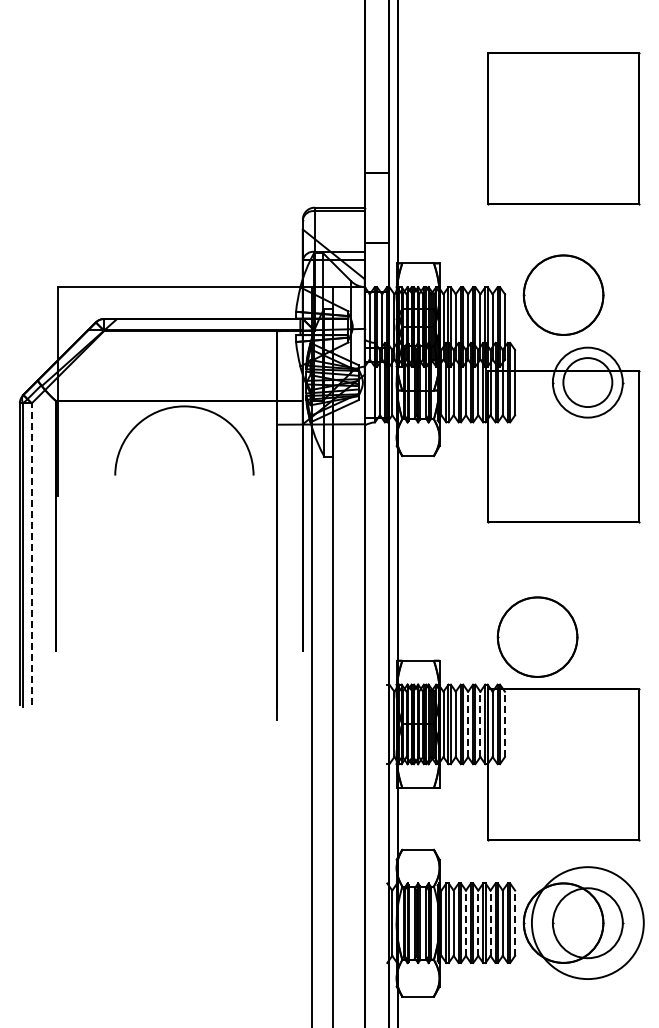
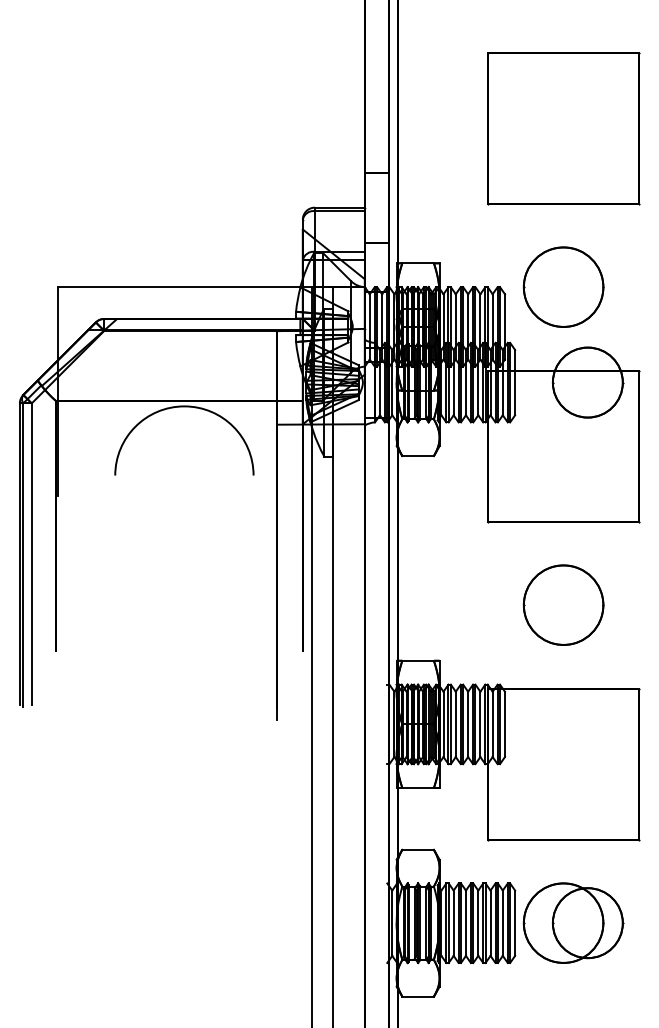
part position: (563, 294) -> (563, 286) (563, 286)
circle diameter: 49 px -> 70 px (587, 382)
line: dashed -> solid (31, 553)
part position: (537, 636) -> (563, 604) (563, 604)
line: dashed -> solid (468, 724)
line: dashed -> solid (480, 724)
line: dashed -> solid (504, 724)
line: dashed -> solid (465, 923)
line: dashed -> solid (478, 923)
line: dashed -> solid (490, 923)
line: dashed -> solid (515, 923)
circle diameter: 112 px -> 70 px (587, 923)
